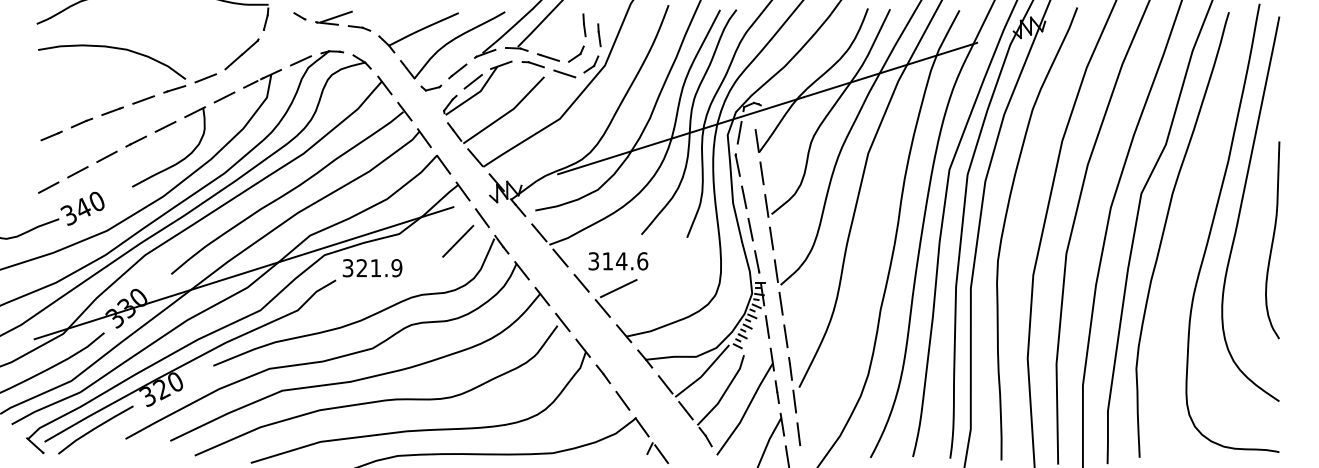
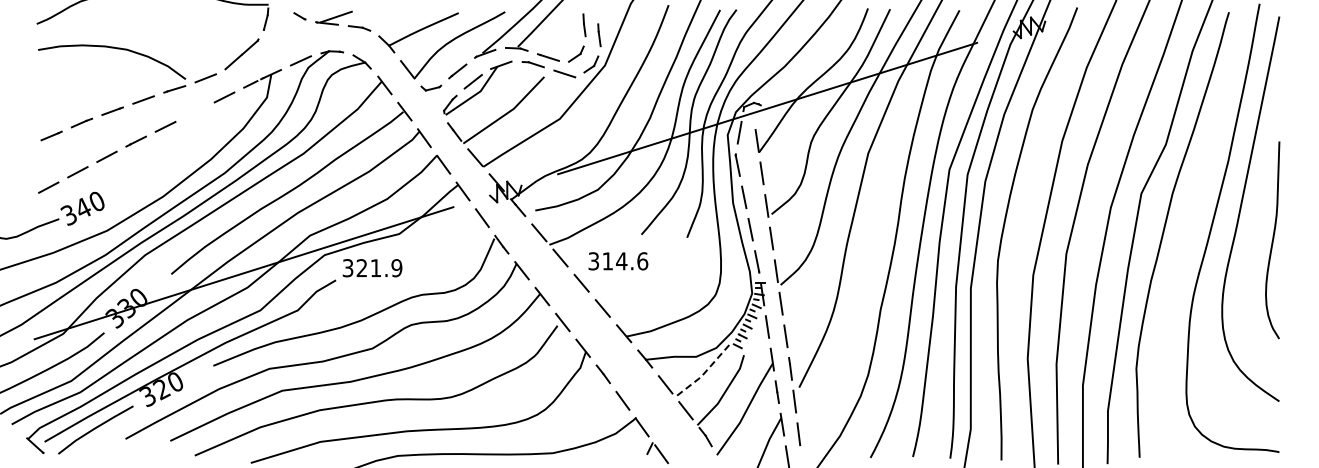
part: present -> none (176, 162)
line: present -> none (458, 240)
line: present -> none (618, 288)
line: solid -> dashed (703, 374)
